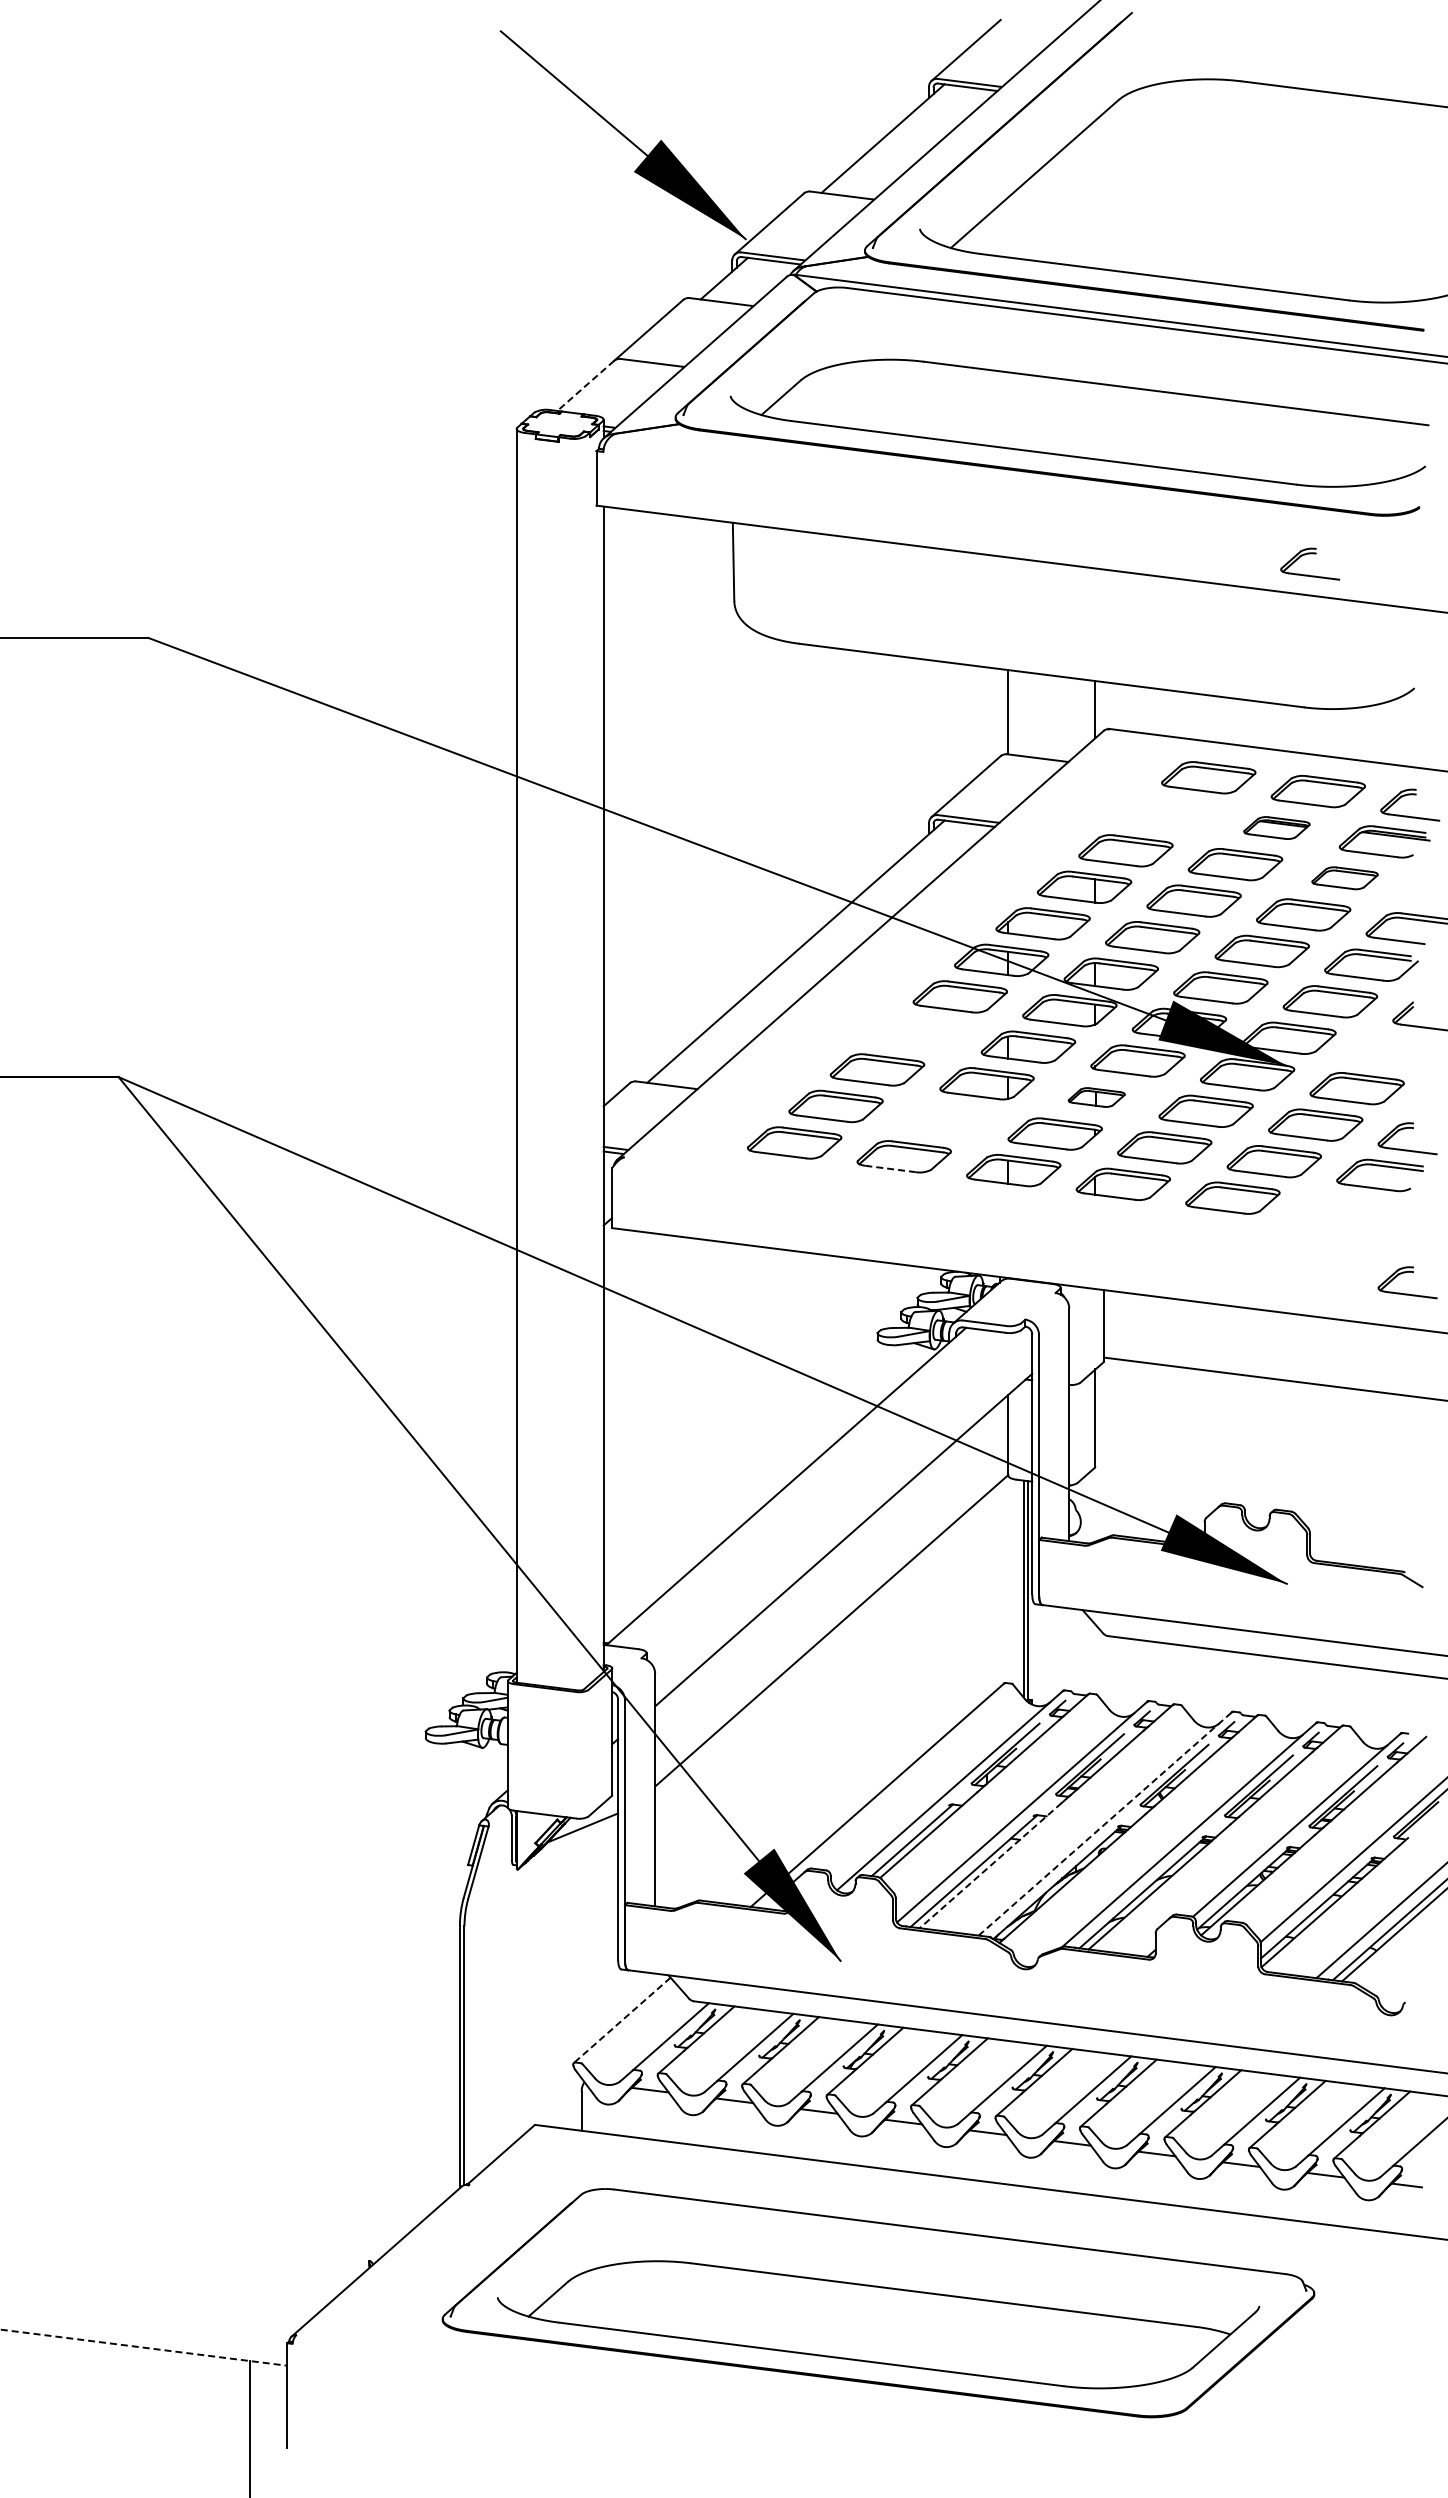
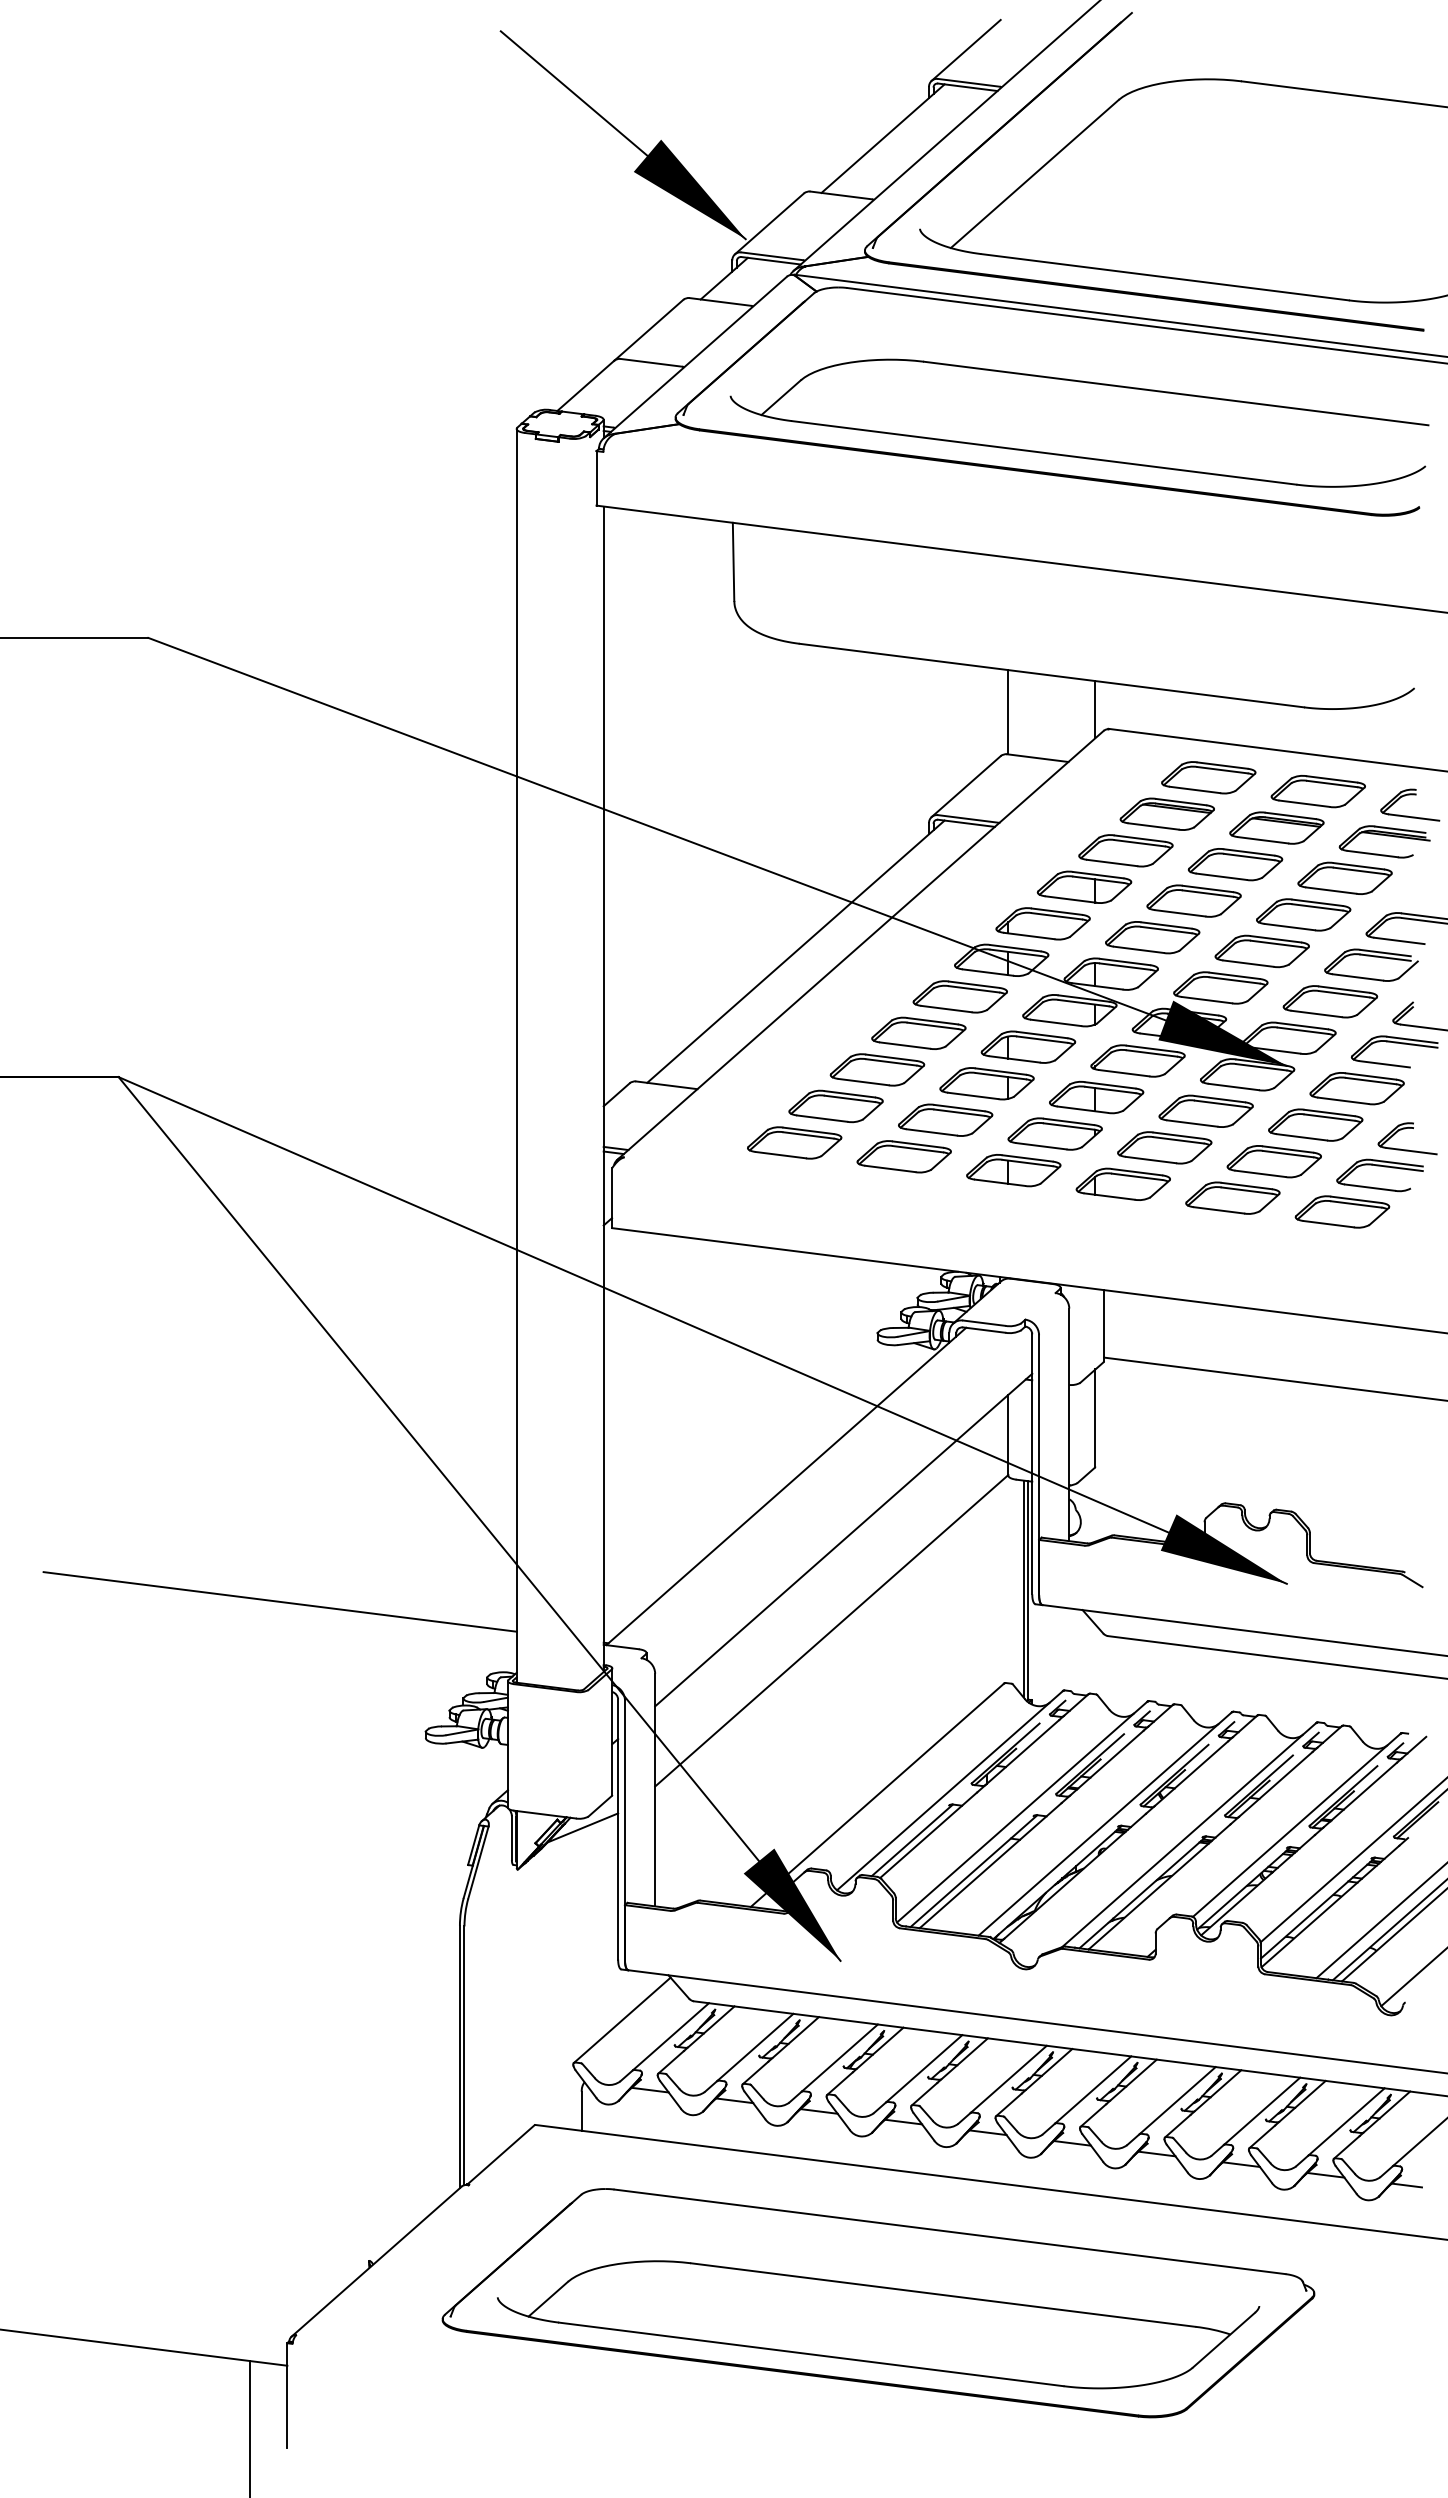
line: dashed -> solid (585, 385)
part: present -> none (1310, 554)
part: none -> present (1166, 813)
part size: 68x24 px -> 96x34 px (1276, 827)
part size: 68x25 px -> 96x34 px (1344, 877)
part: none -> present (918, 1032)
part: none -> present (1394, 1043)
part size: 59x21 px -> 96x35 px (1096, 1097)
part: none -> present (945, 1119)
line: dashed -> solid (890, 1169)
part: none -> present (1342, 1211)
part: present -> none (1405, 1273)
line: none -> present (279, 1601)
line: dashed -> solid (1105, 1824)
line: dashed -> solid (990, 1865)
line: none -> present (1412, 1978)
line: dashed -> solid (621, 2020)
line: dashed -> solid (144, 2347)
